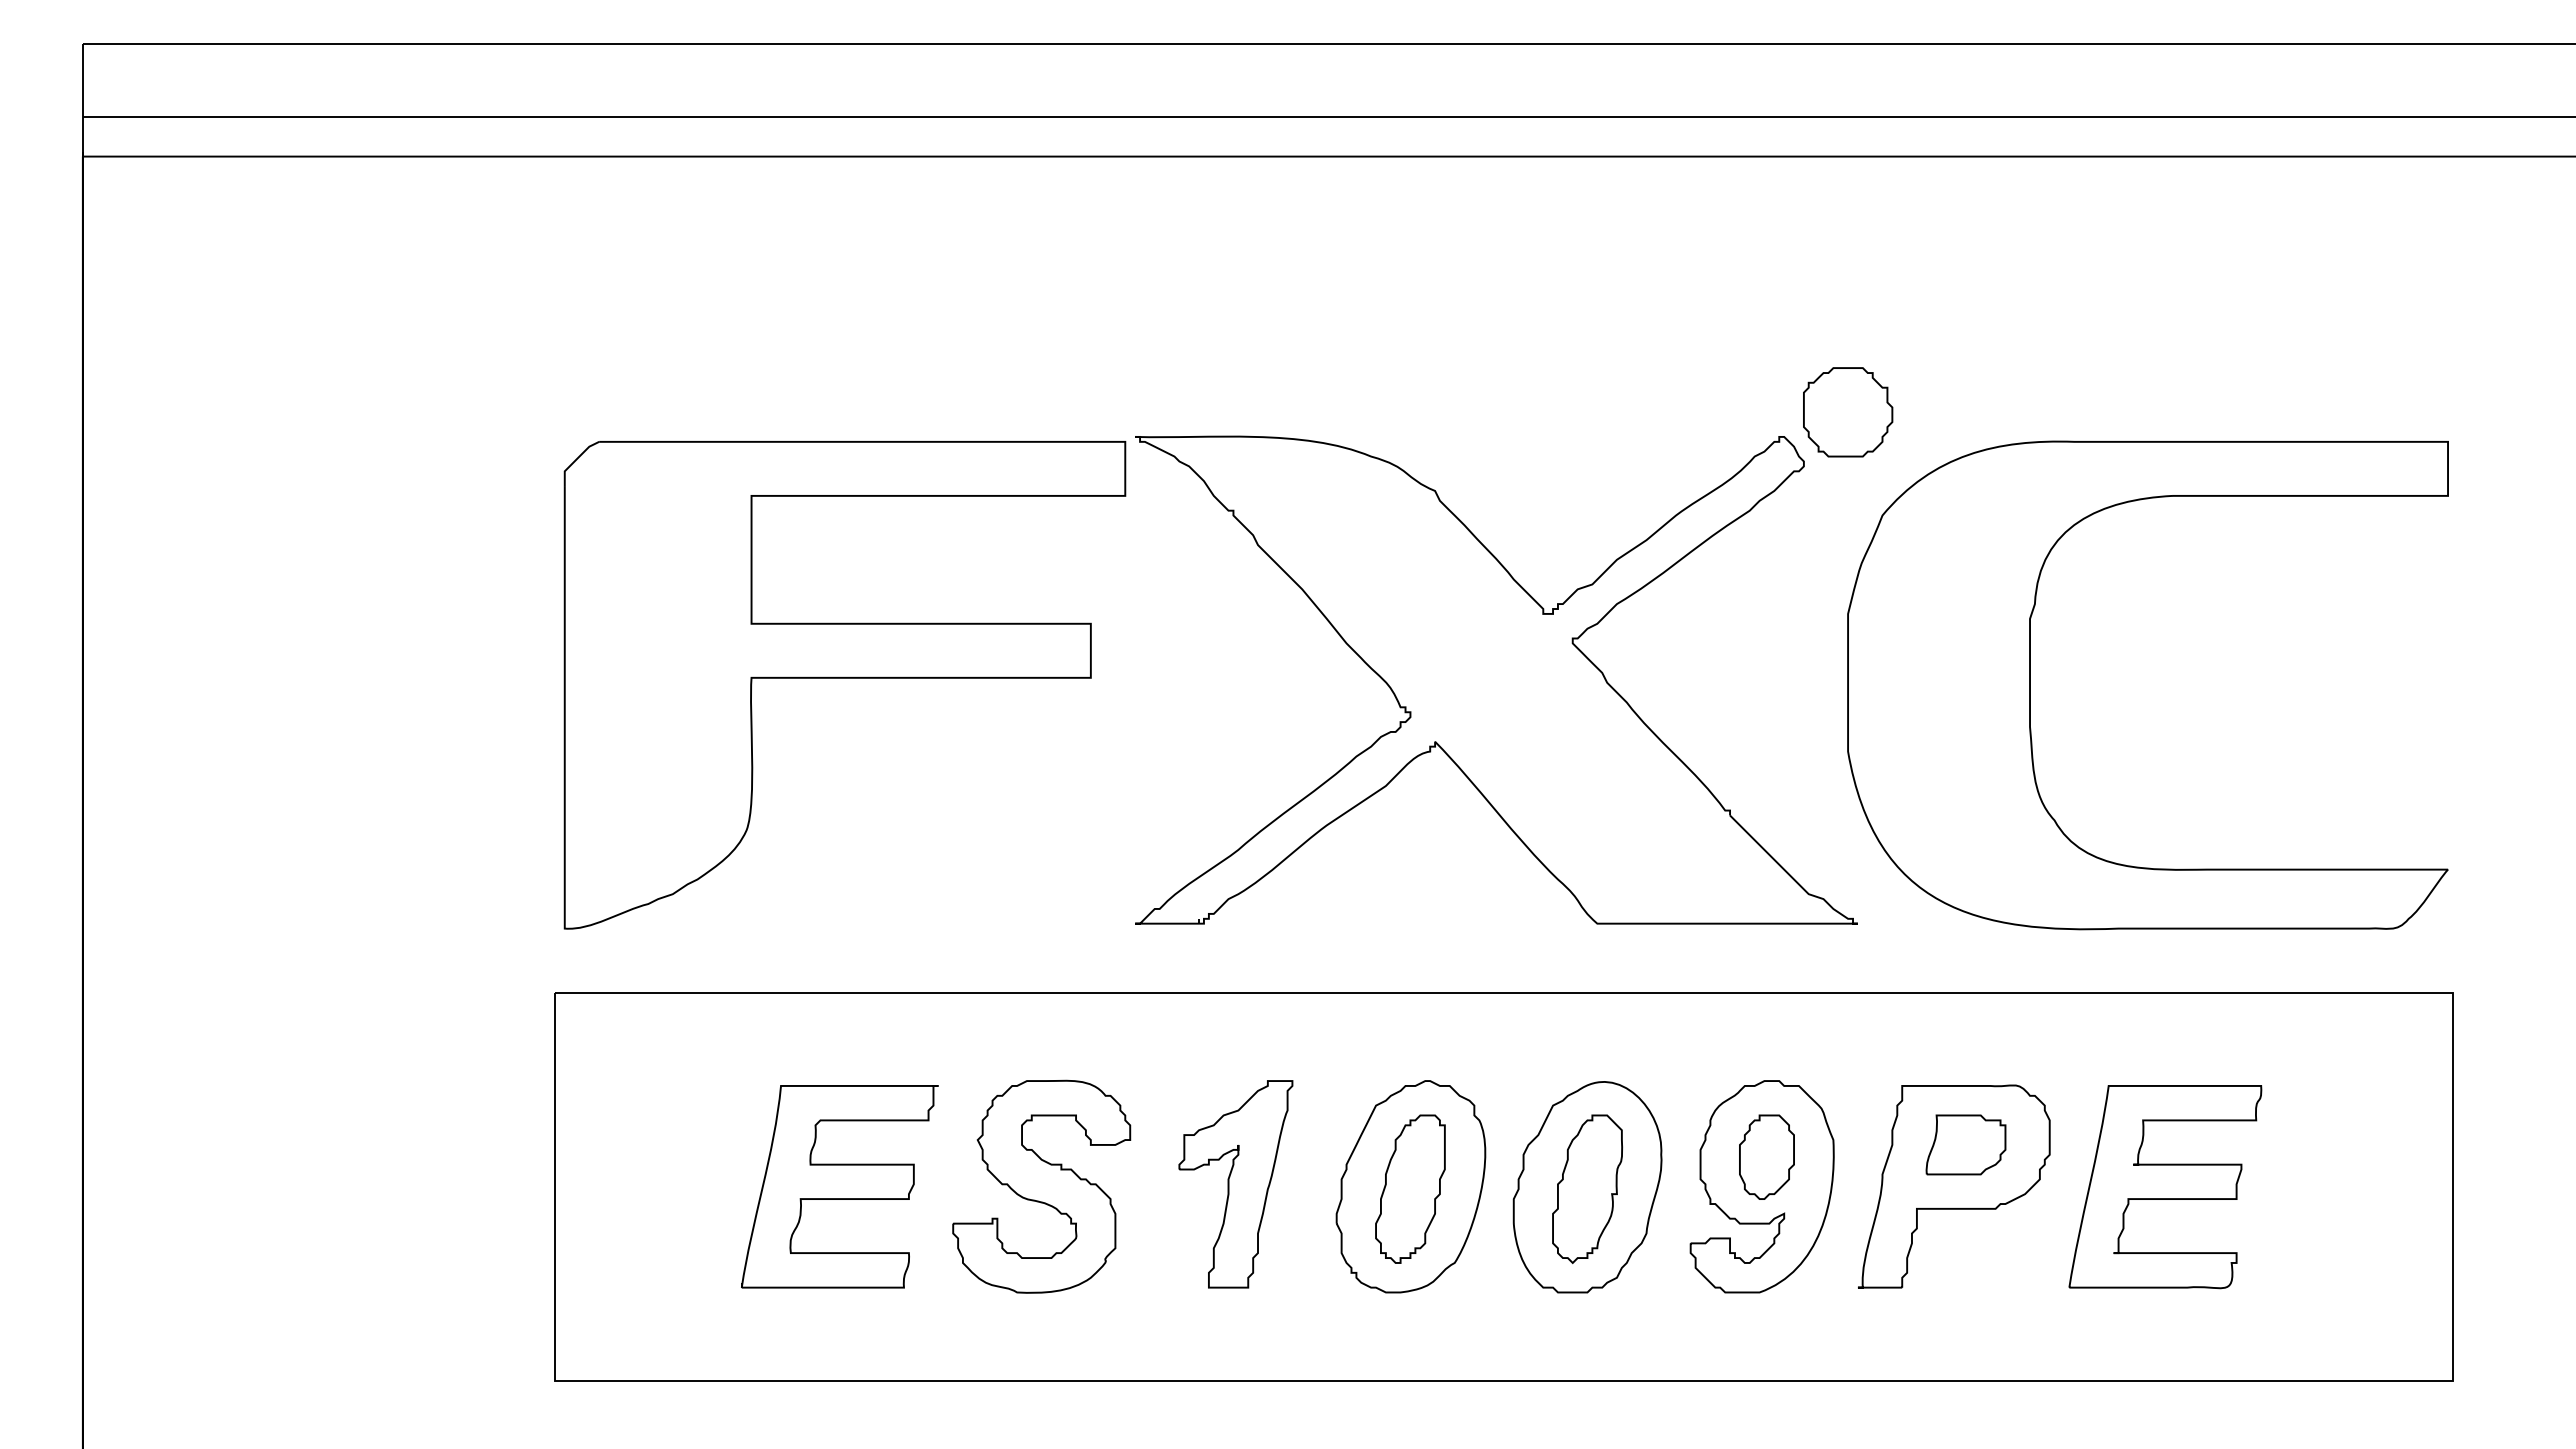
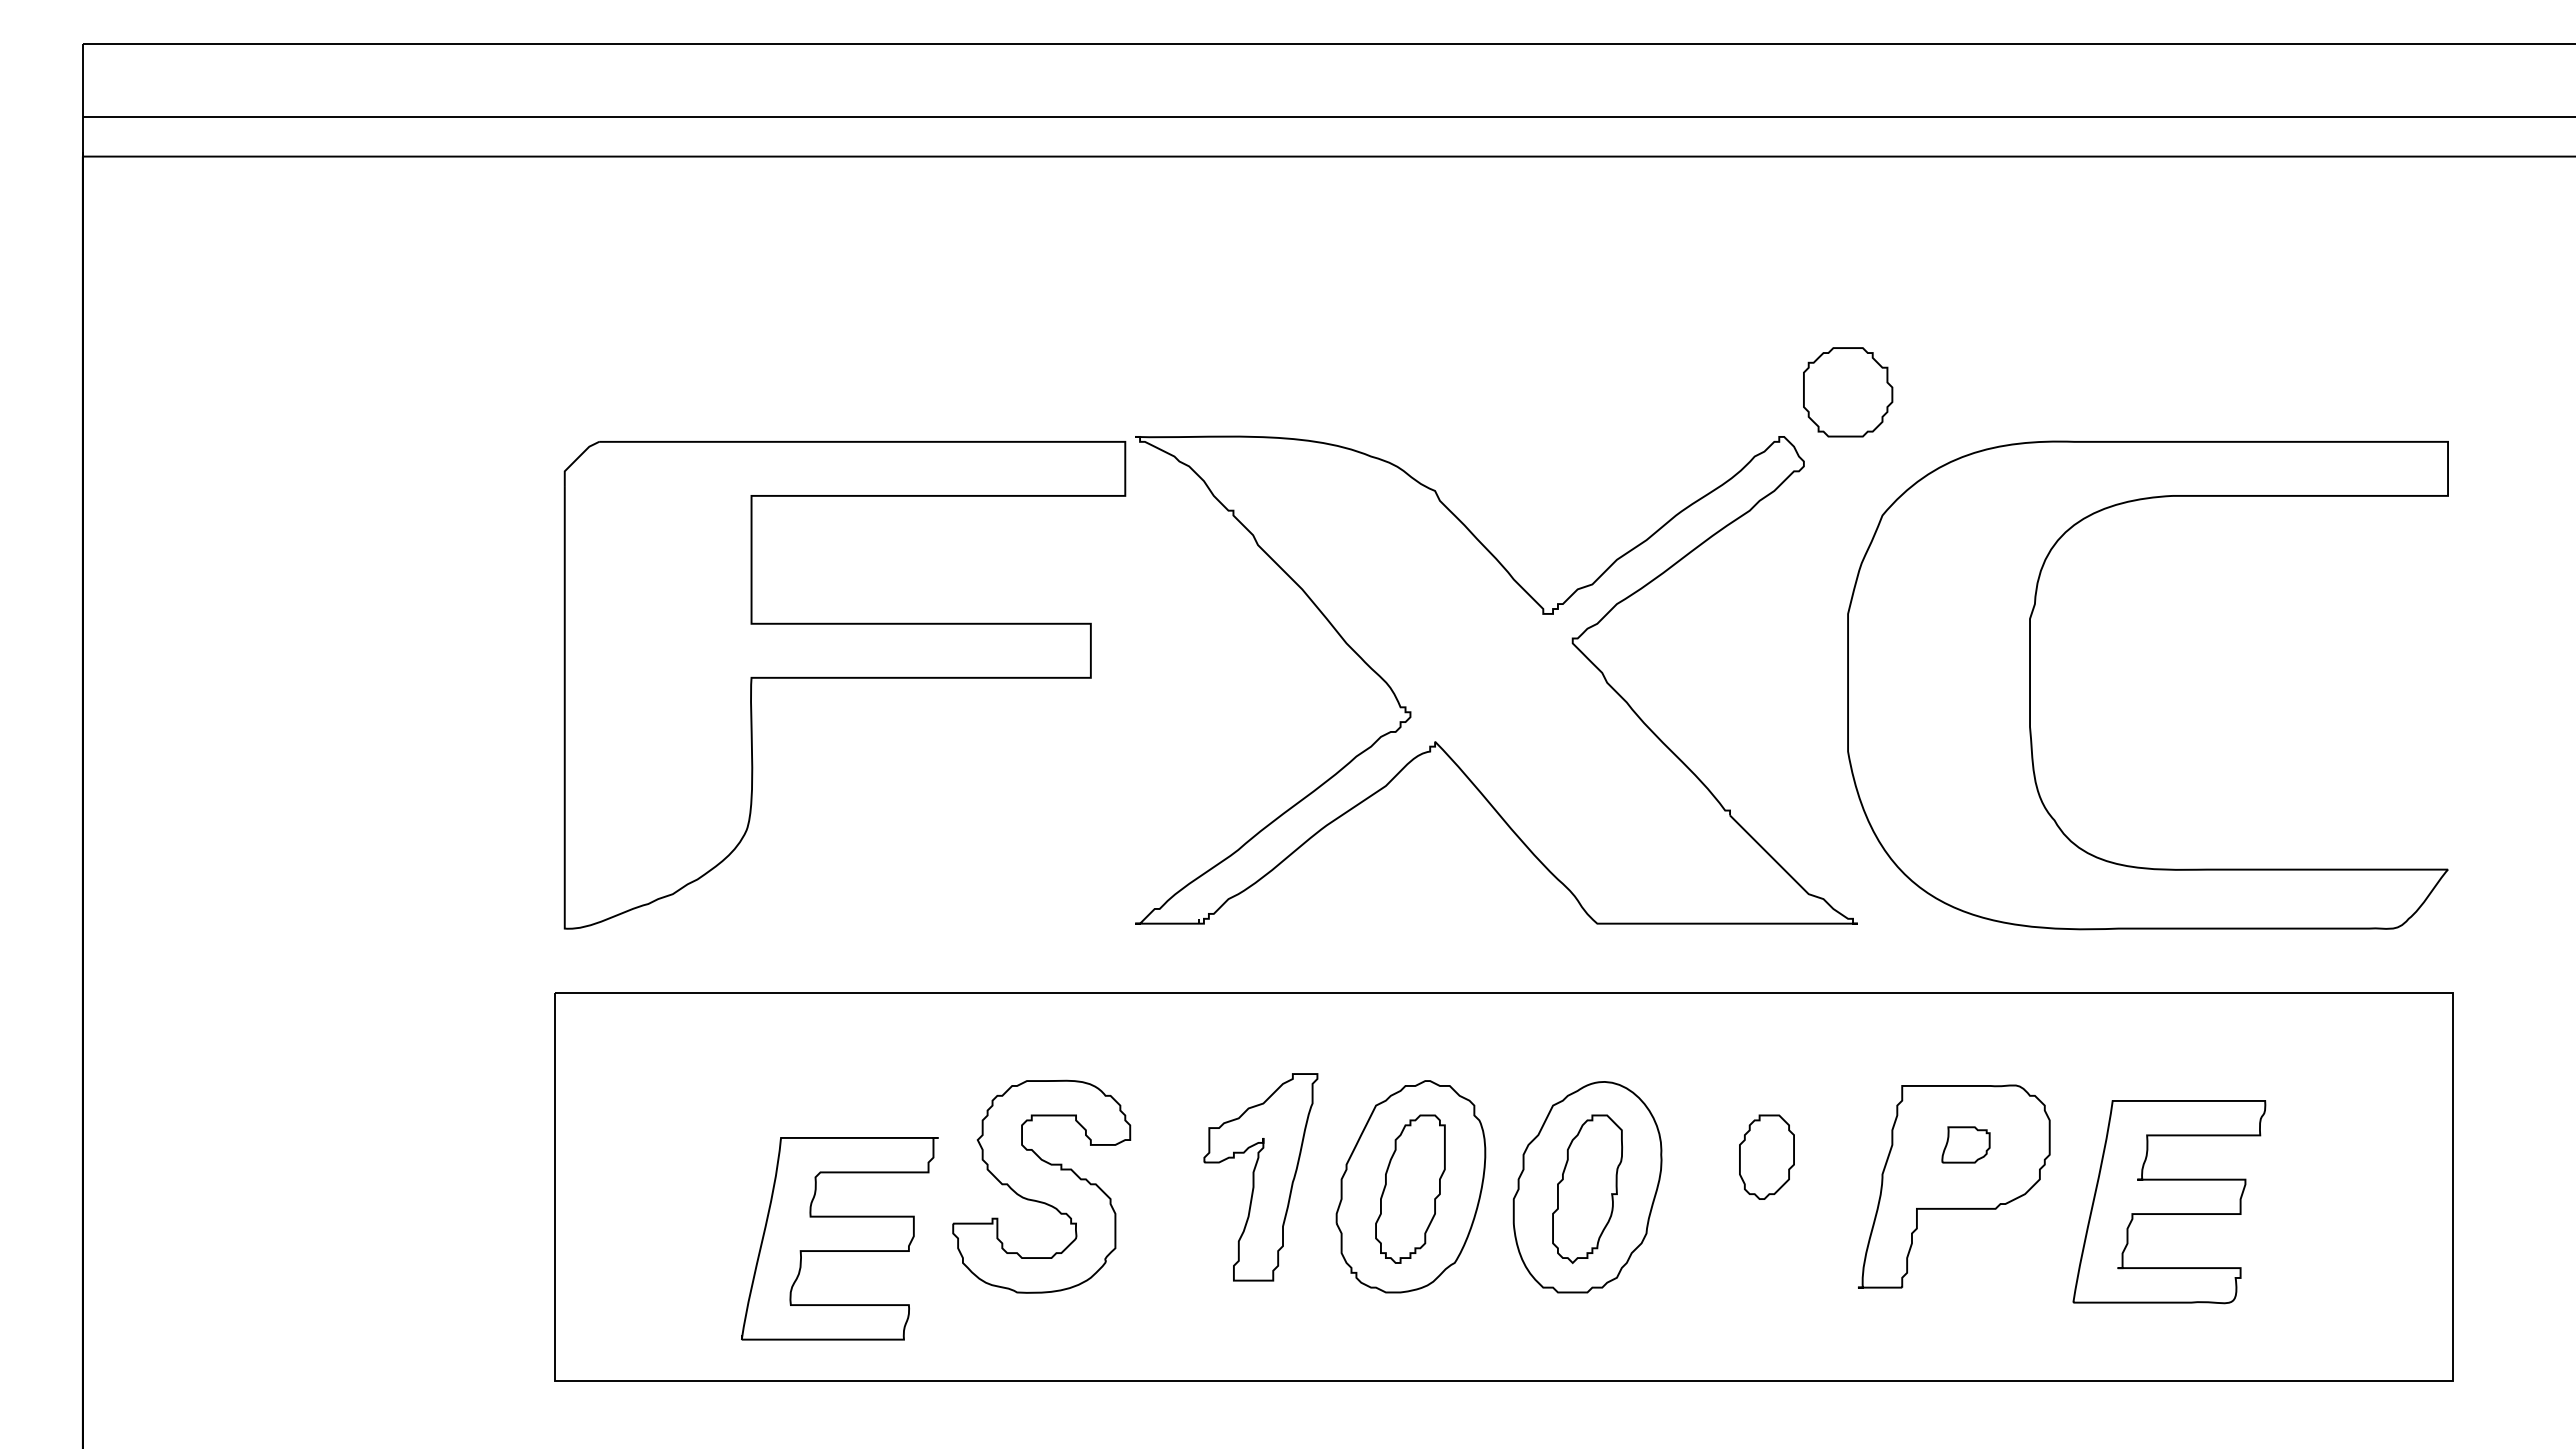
part position: (1848, 412) -> (1848, 392) (1848, 392)
part size: 82x62 px -> 50x38 px (1965, 1144)
part position: (1235, 1184) -> (1260, 1177) (1260, 1177)
part position: (839, 1186) -> (839, 1238) (839, 1238)
part: present -> none (1761, 1186)
part position: (2165, 1187) -> (2169, 1202) (2169, 1202)
